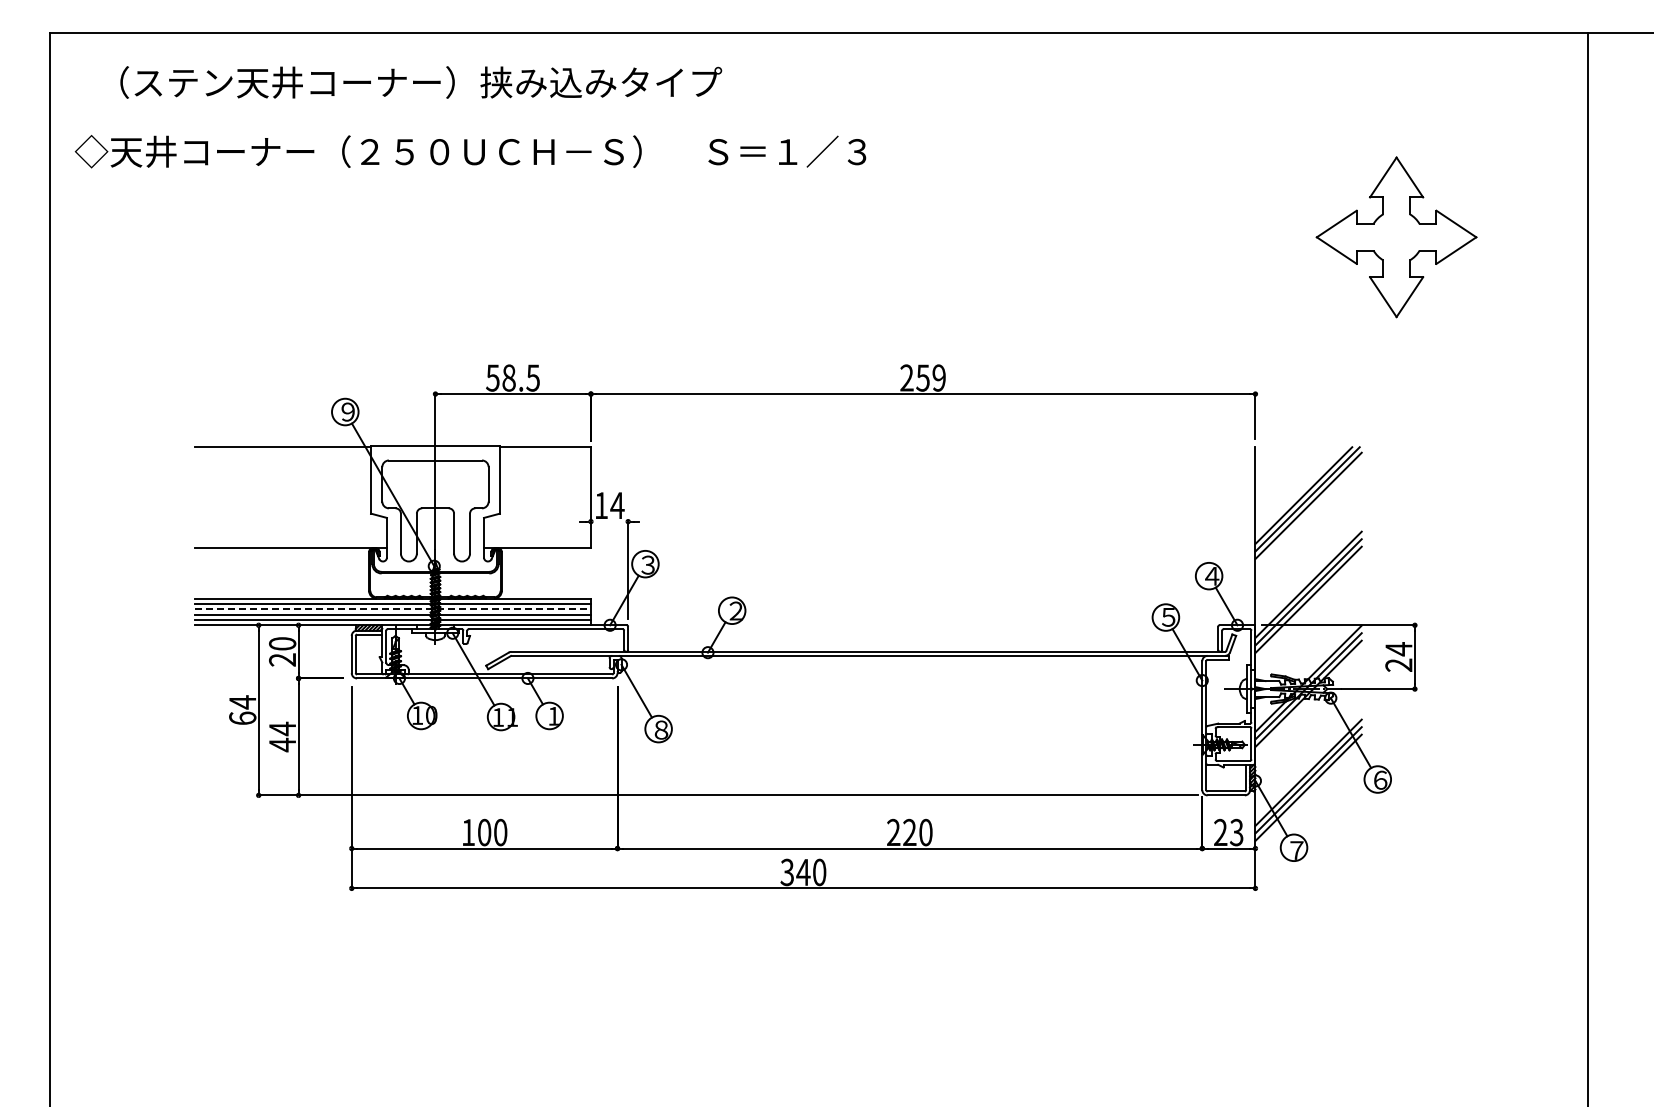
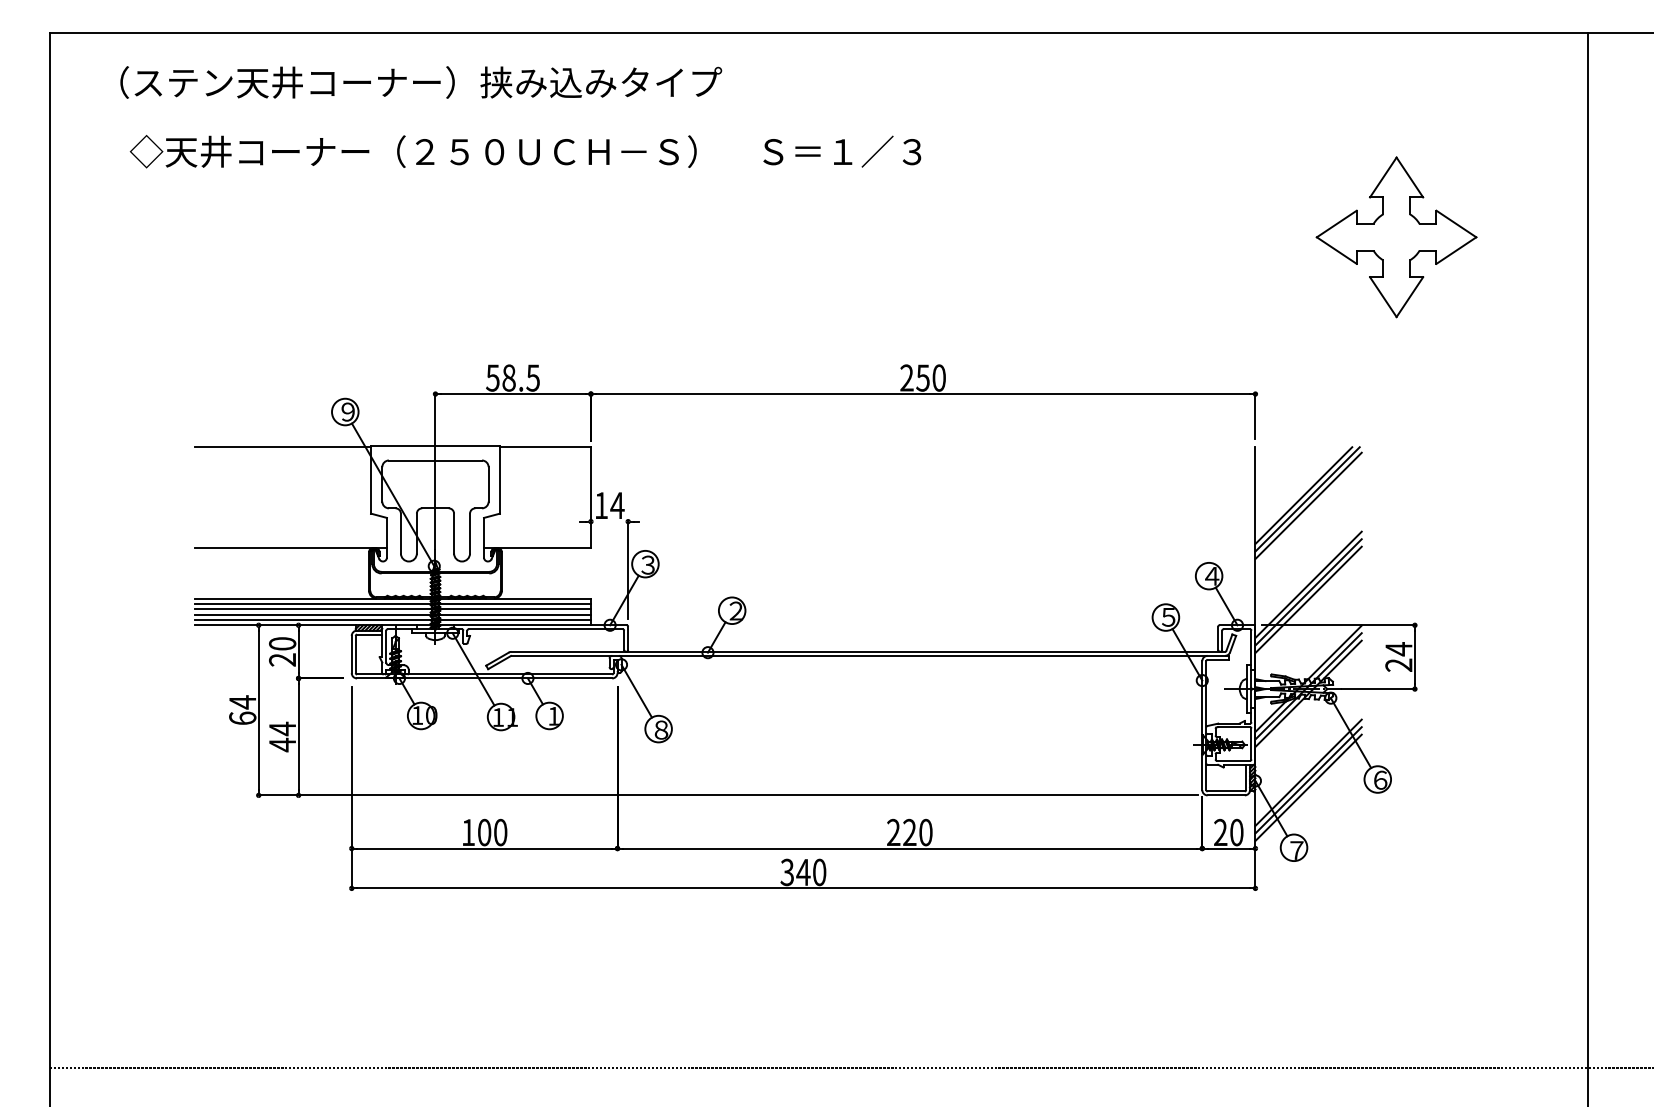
text position: (470, 151) -> (525, 151) (525, 151)
text: 259 -> 250 (938, 377)
line: dashed -> solid (393, 609)
text: 23 -> 20 (1236, 832)
line: none -> present (849, 1067)
